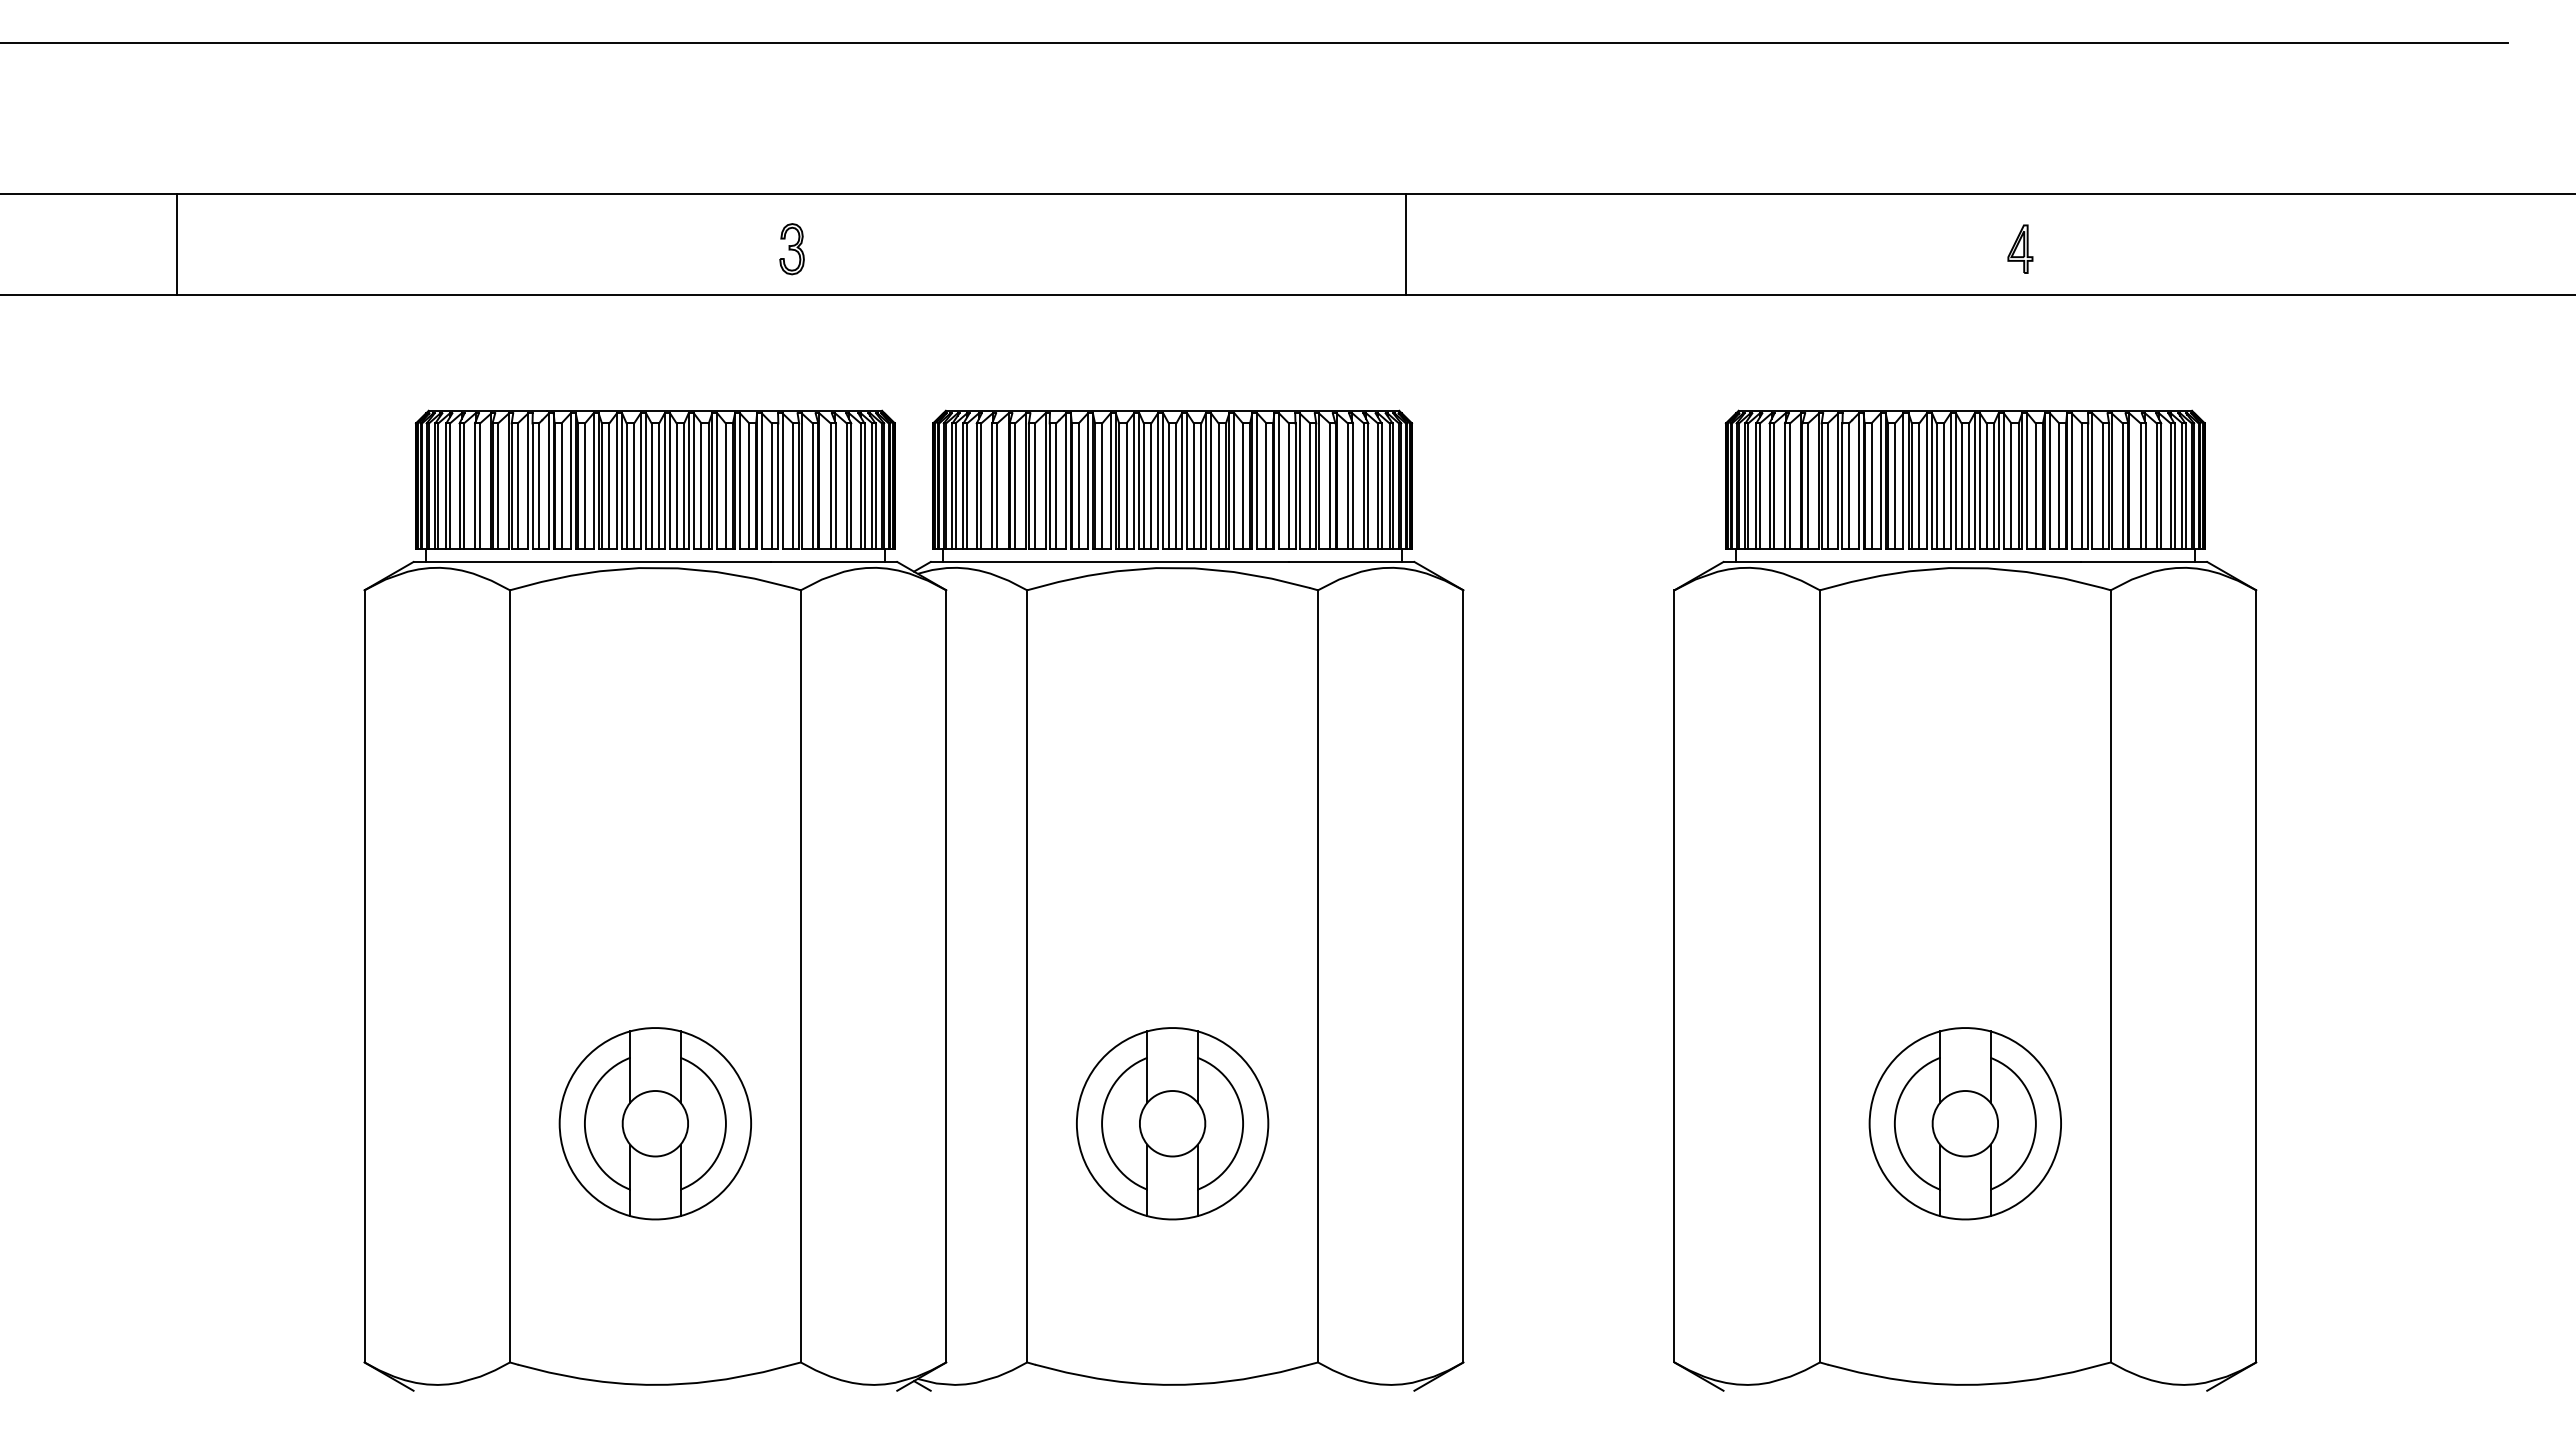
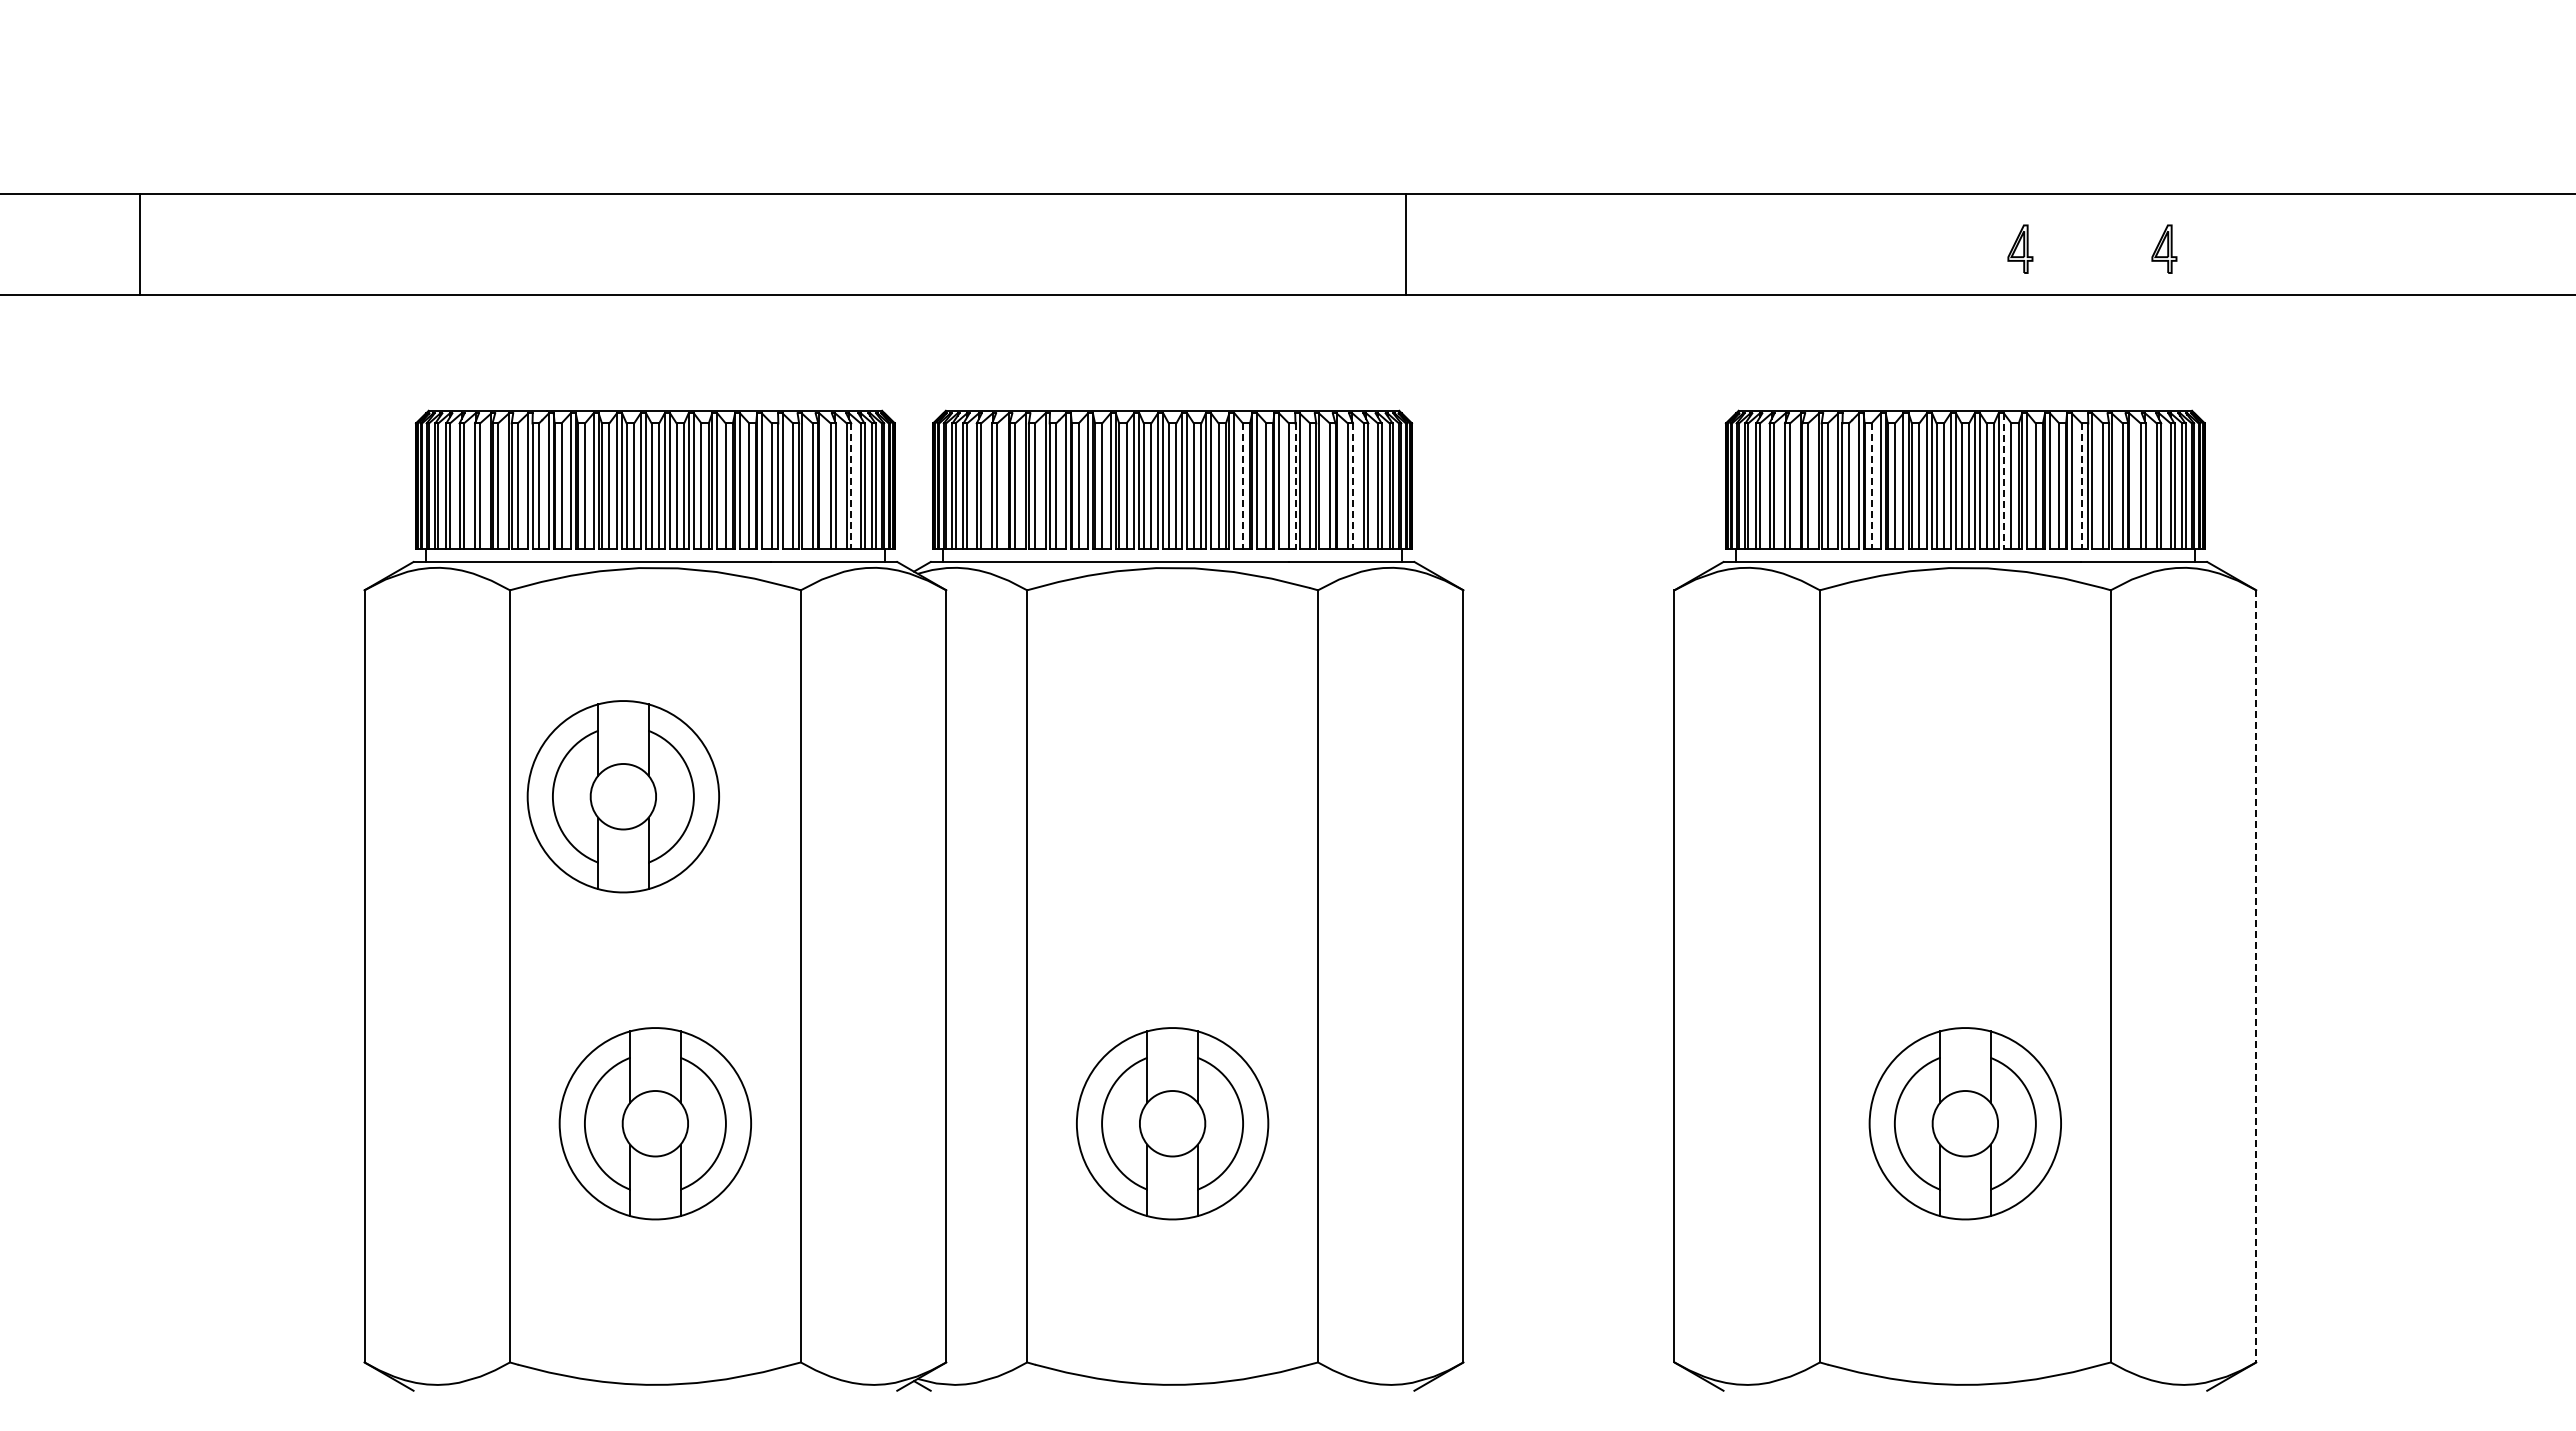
line: present -> none (1254, 43)
line position: (177, 244) -> (140, 244) (140, 244)
part: none -> present (2164, 248)
part: present -> none (791, 249)
line: solid -> dashed (2003, 481)
line: solid -> dashed (851, 486)
line: solid -> dashed (1242, 486)
line: solid -> dashed (1295, 486)
line: solid -> dashed (1352, 486)
line: solid -> dashed (1871, 486)
line: solid -> dashed (2081, 486)
part: none -> present (622, 796)
line: solid -> dashed (2256, 976)
